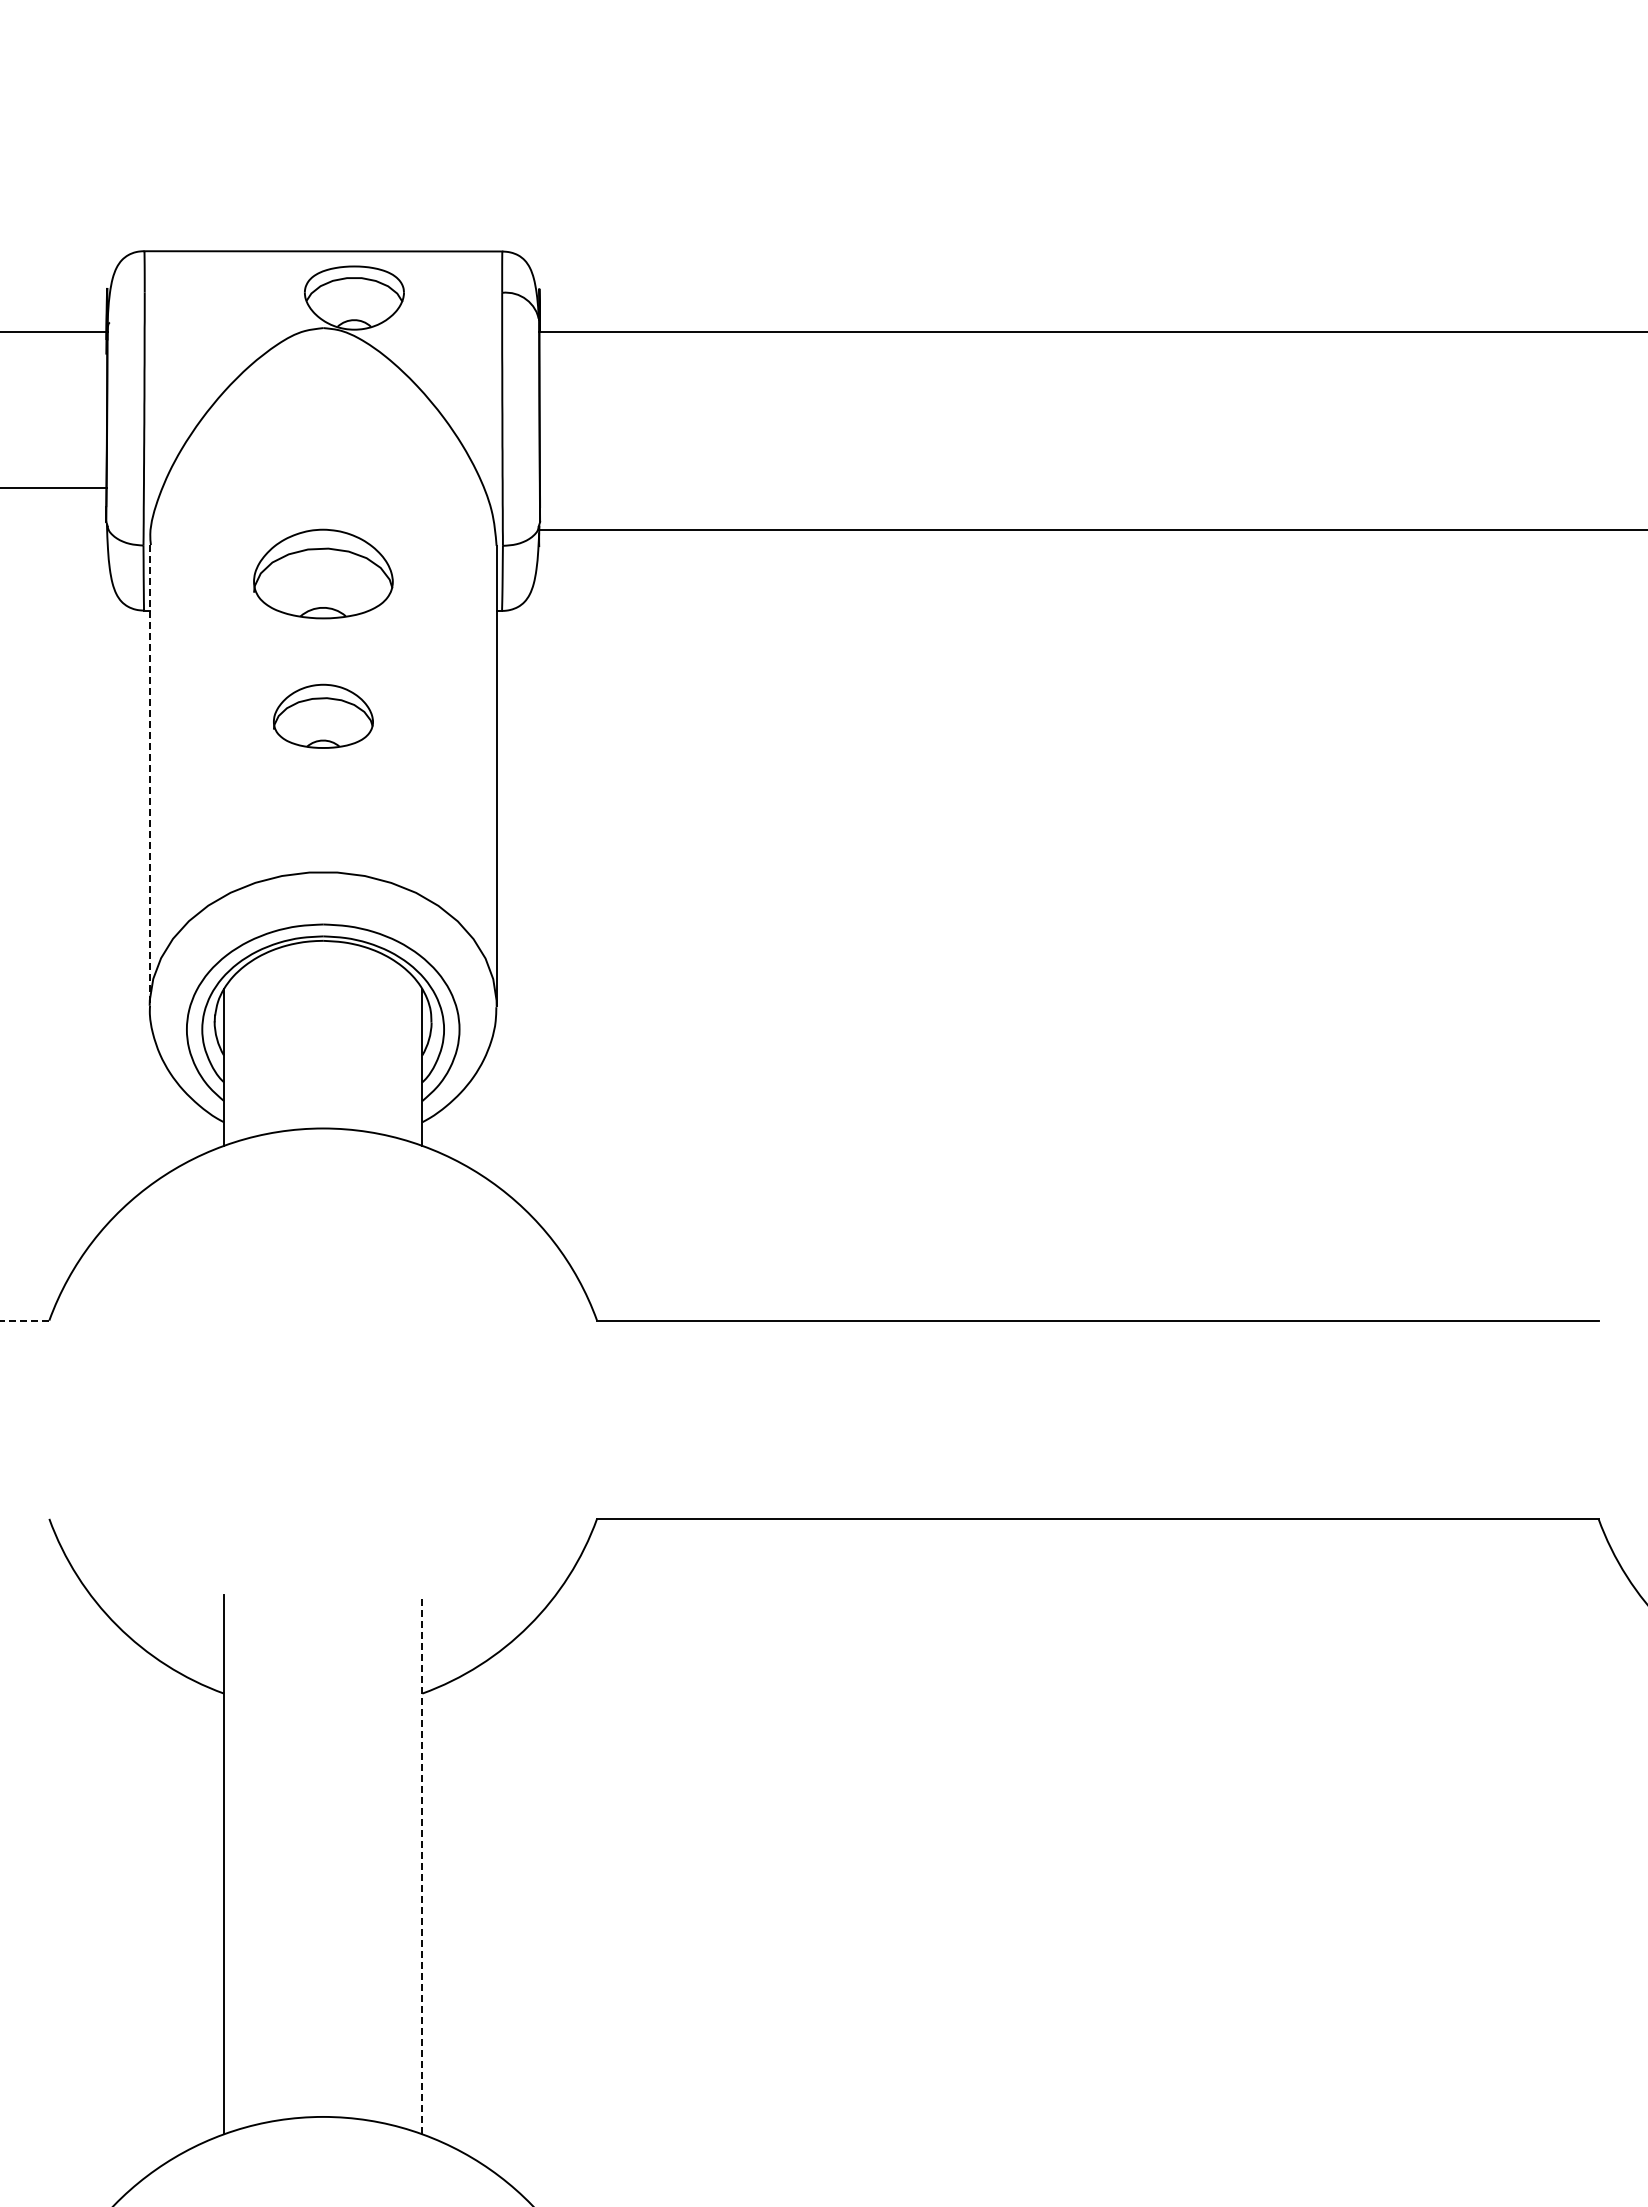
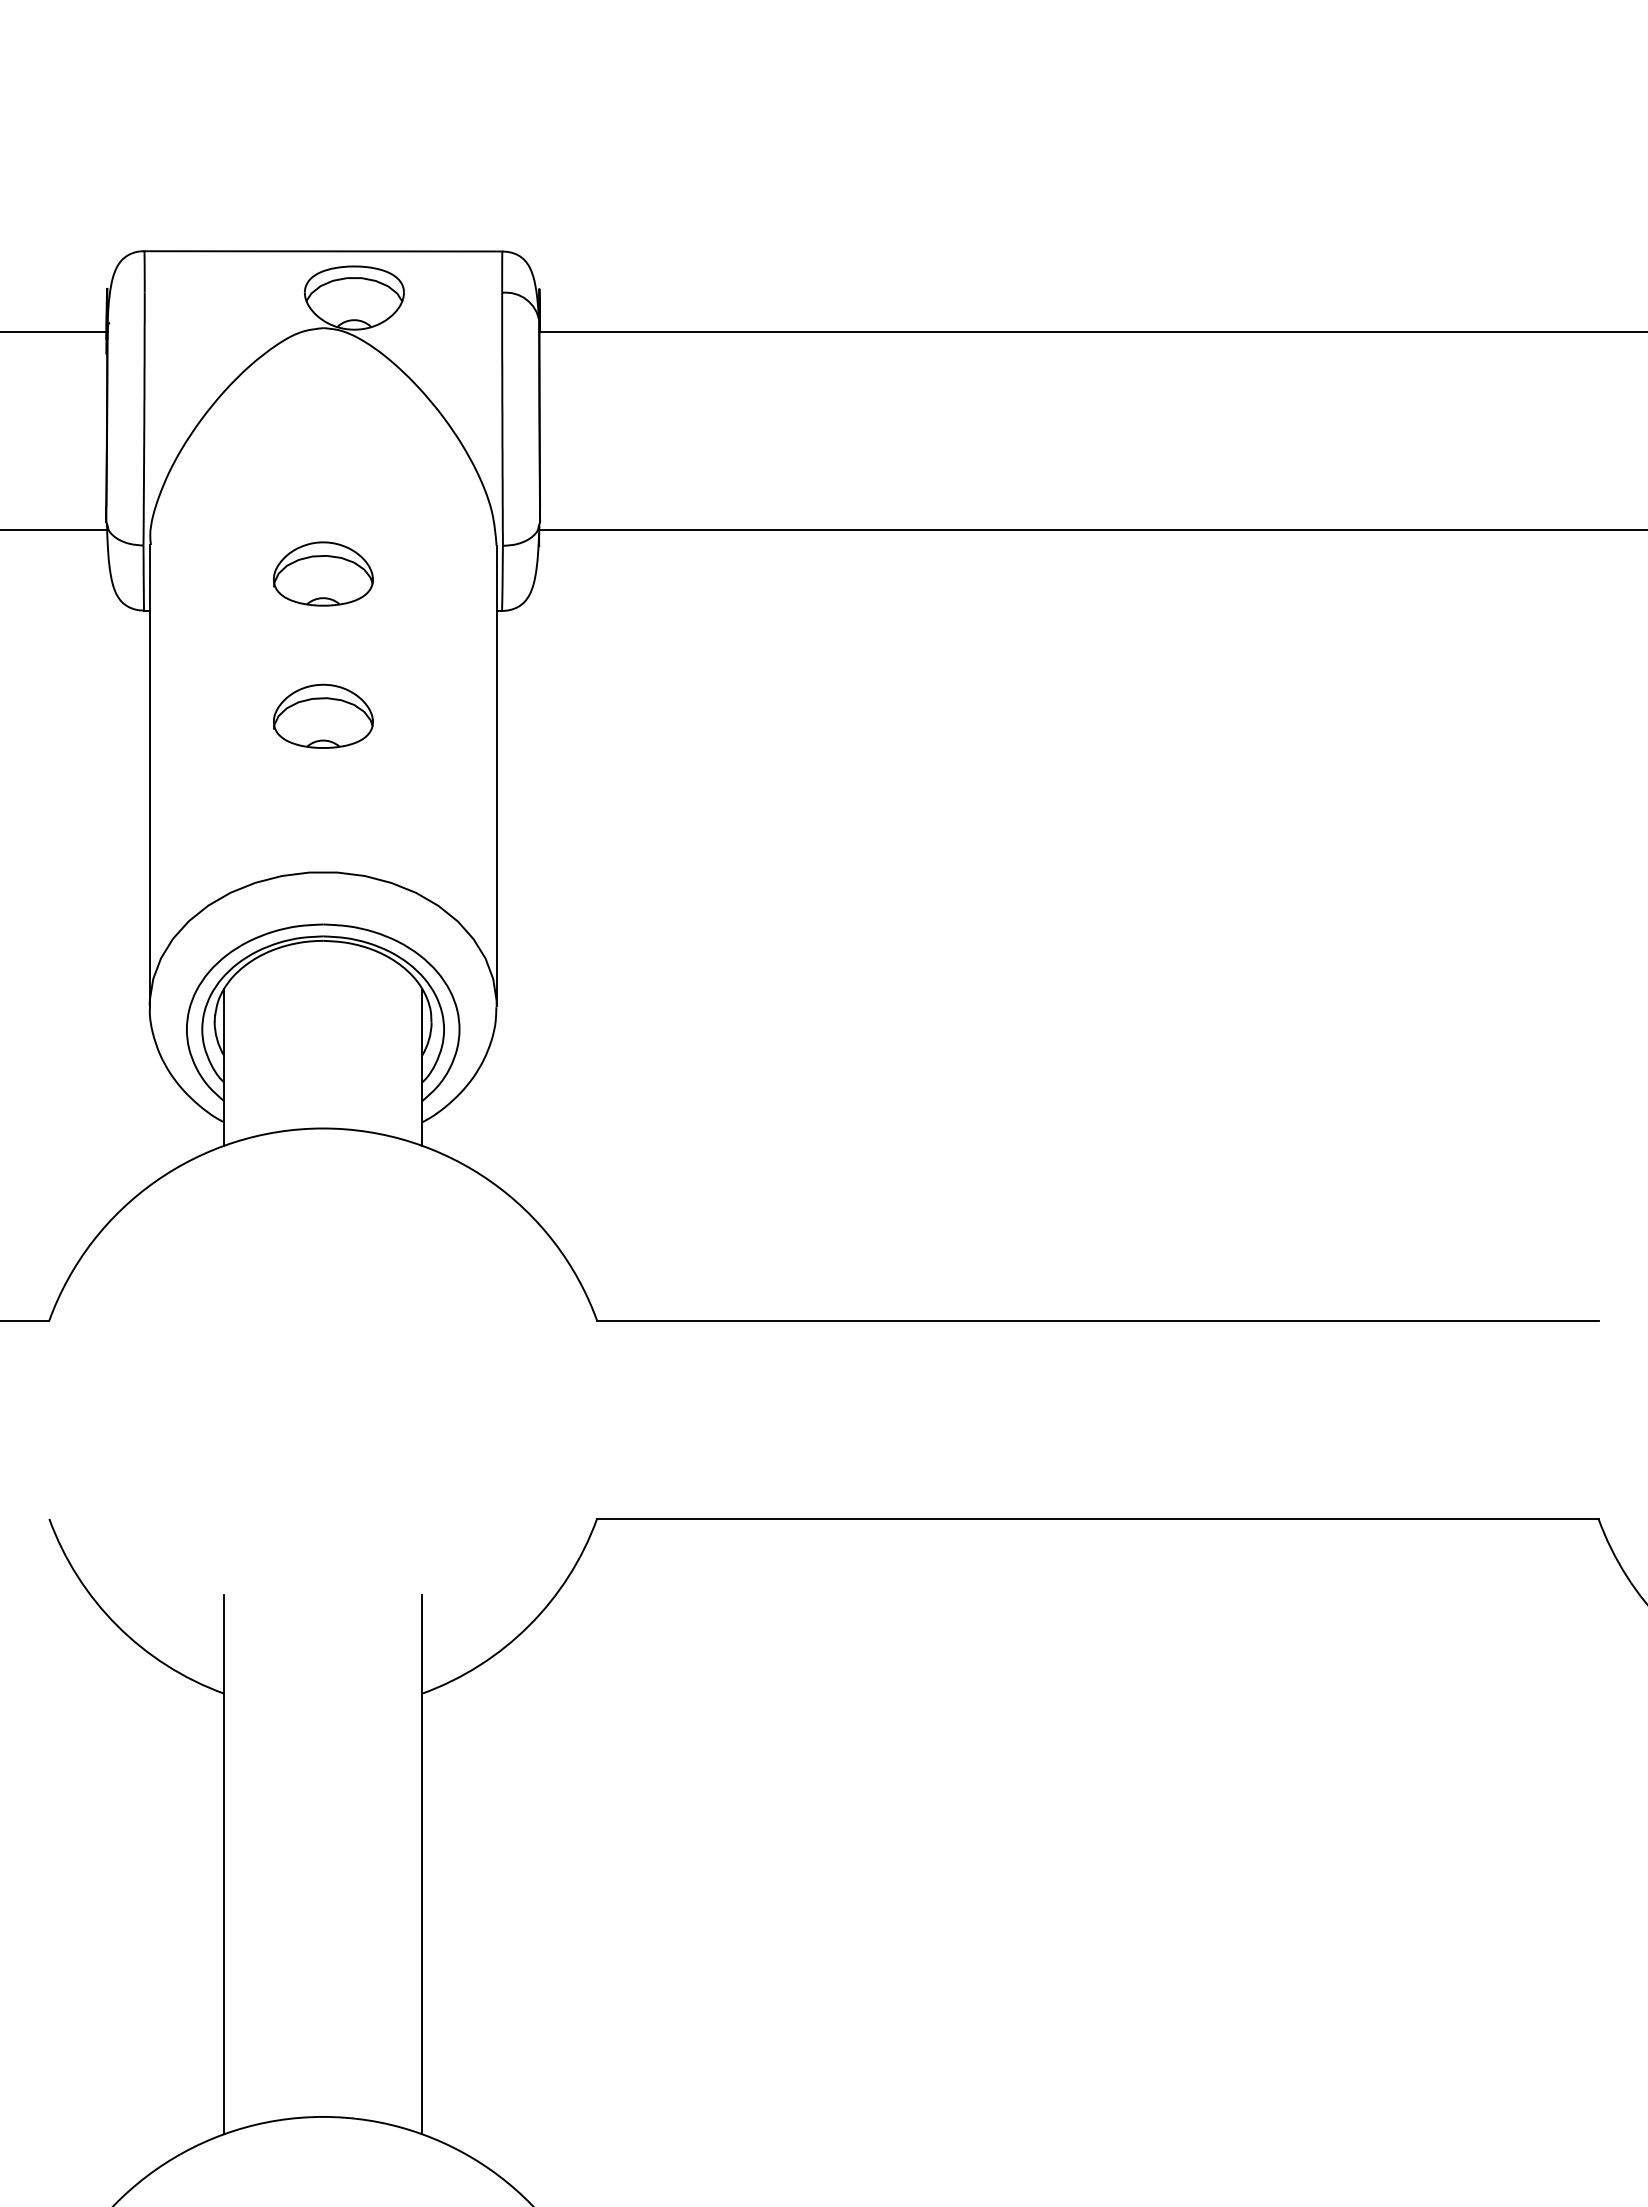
line position: (54, 488) -> (54, 530) (54, 530)
part size: 141x92 px -> 101x66 px (323, 573)
line: dashed -> solid (149, 775)
line: dashed -> solid (24, 1320)
line: dashed -> solid (422, 1864)
